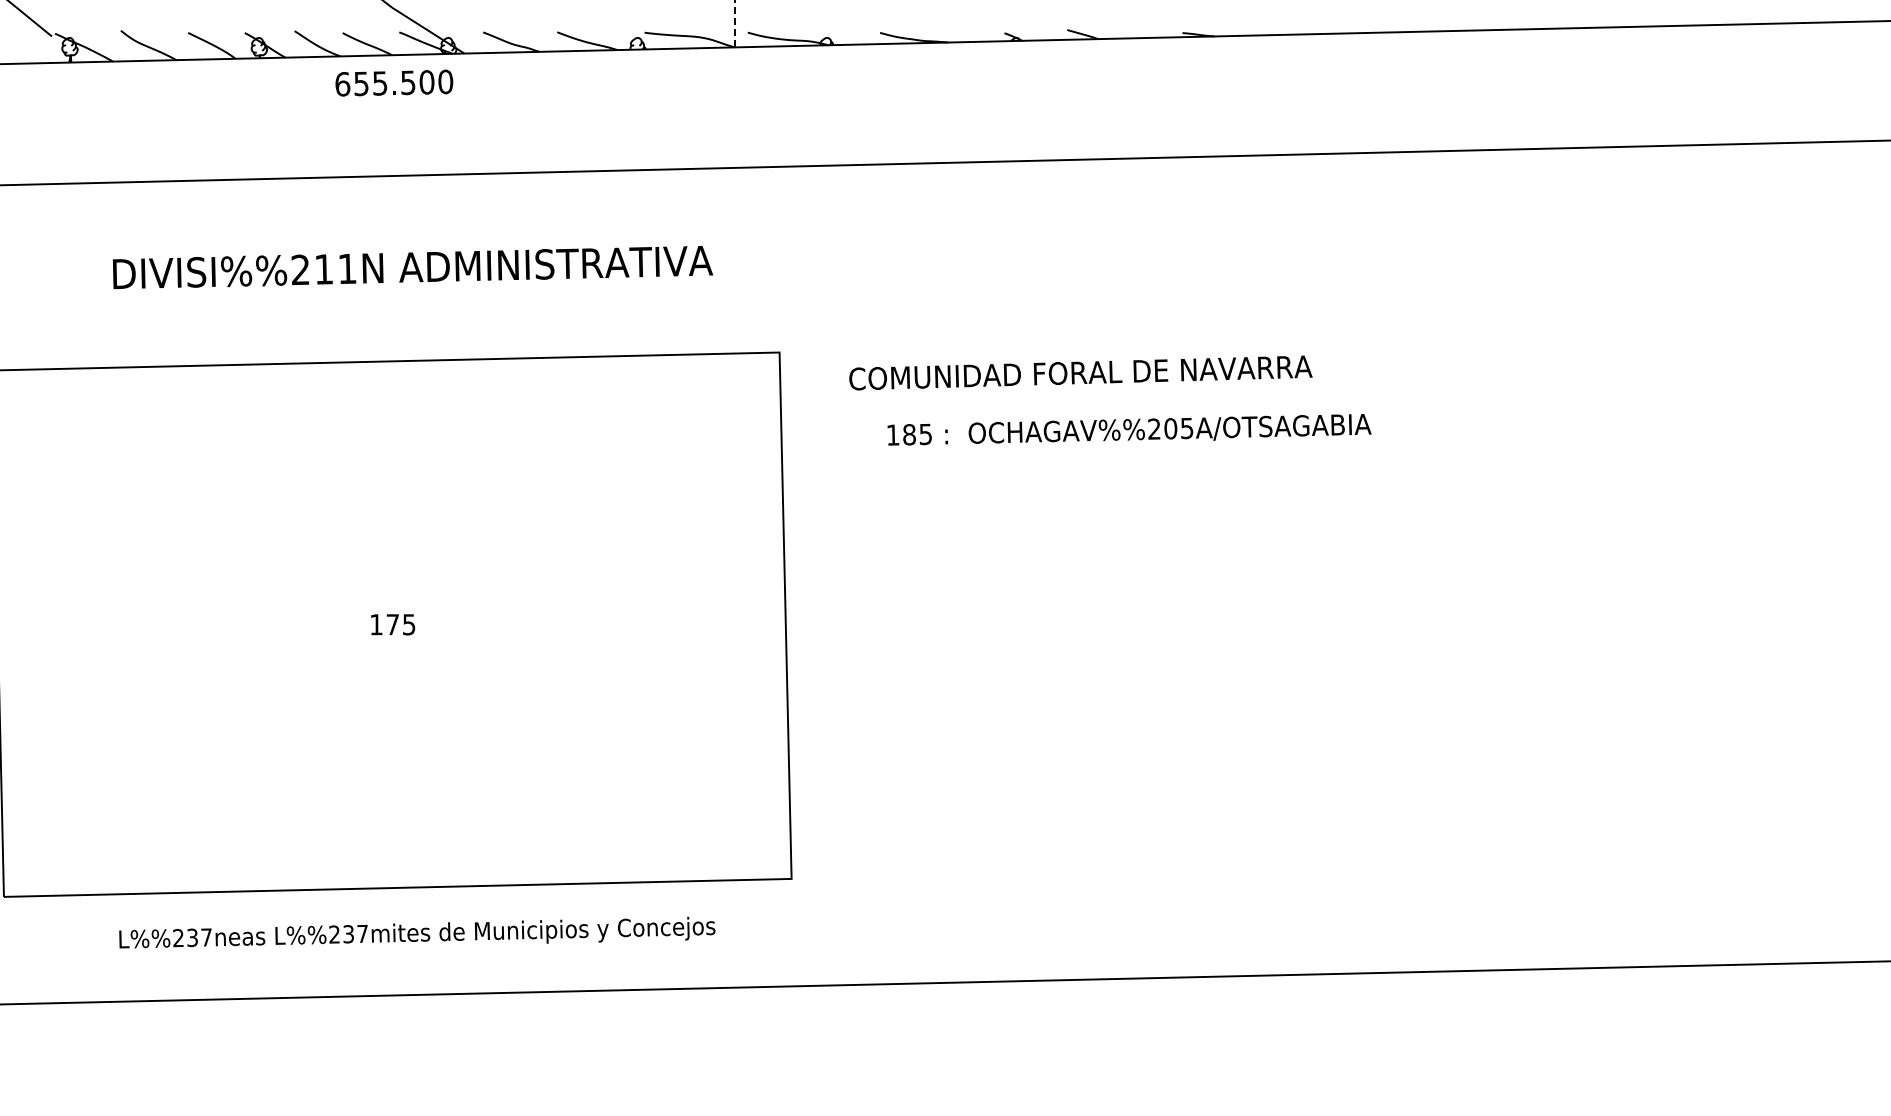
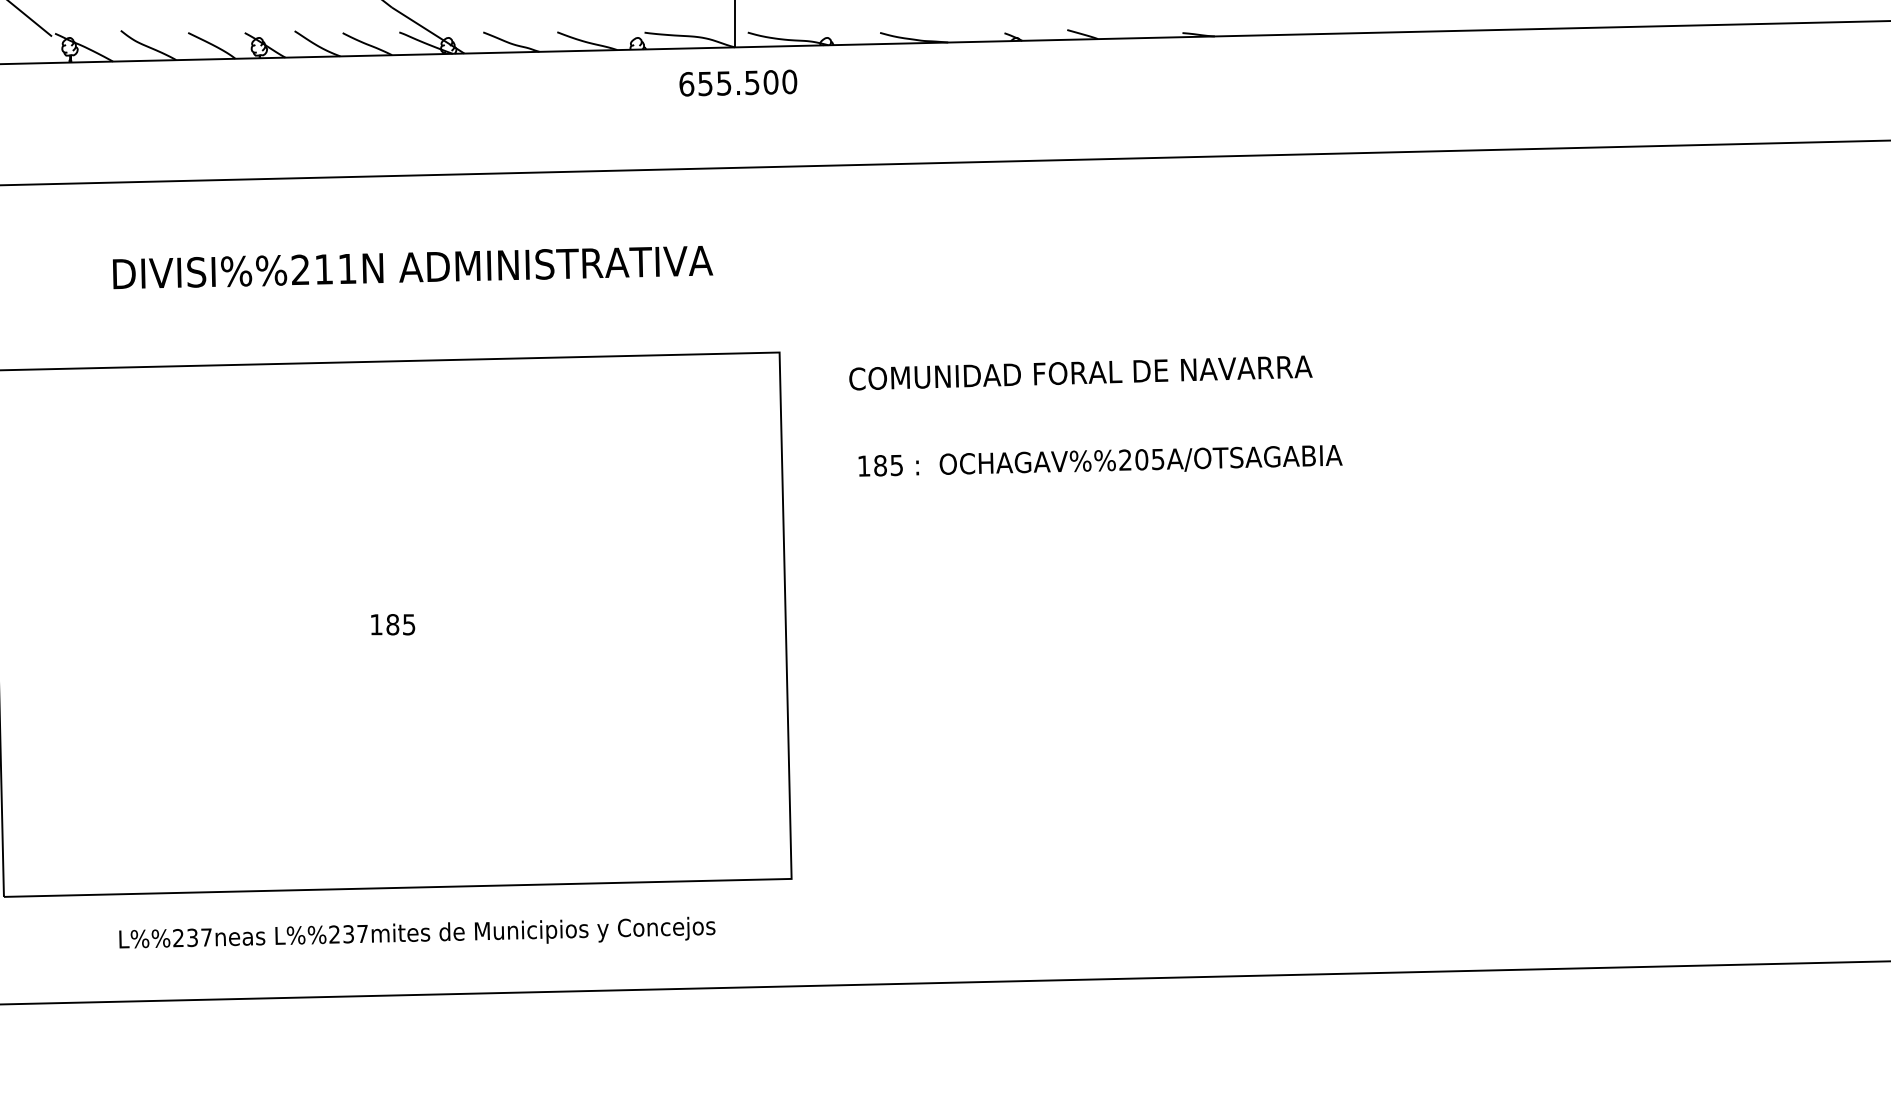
line: dashed -> solid (735, 23)
text position: (394, 82) -> (738, 82) (738, 82)
text position: (1129, 429) -> (1100, 460) (1100, 460)
text: 175 -> 185 (392, 624)
